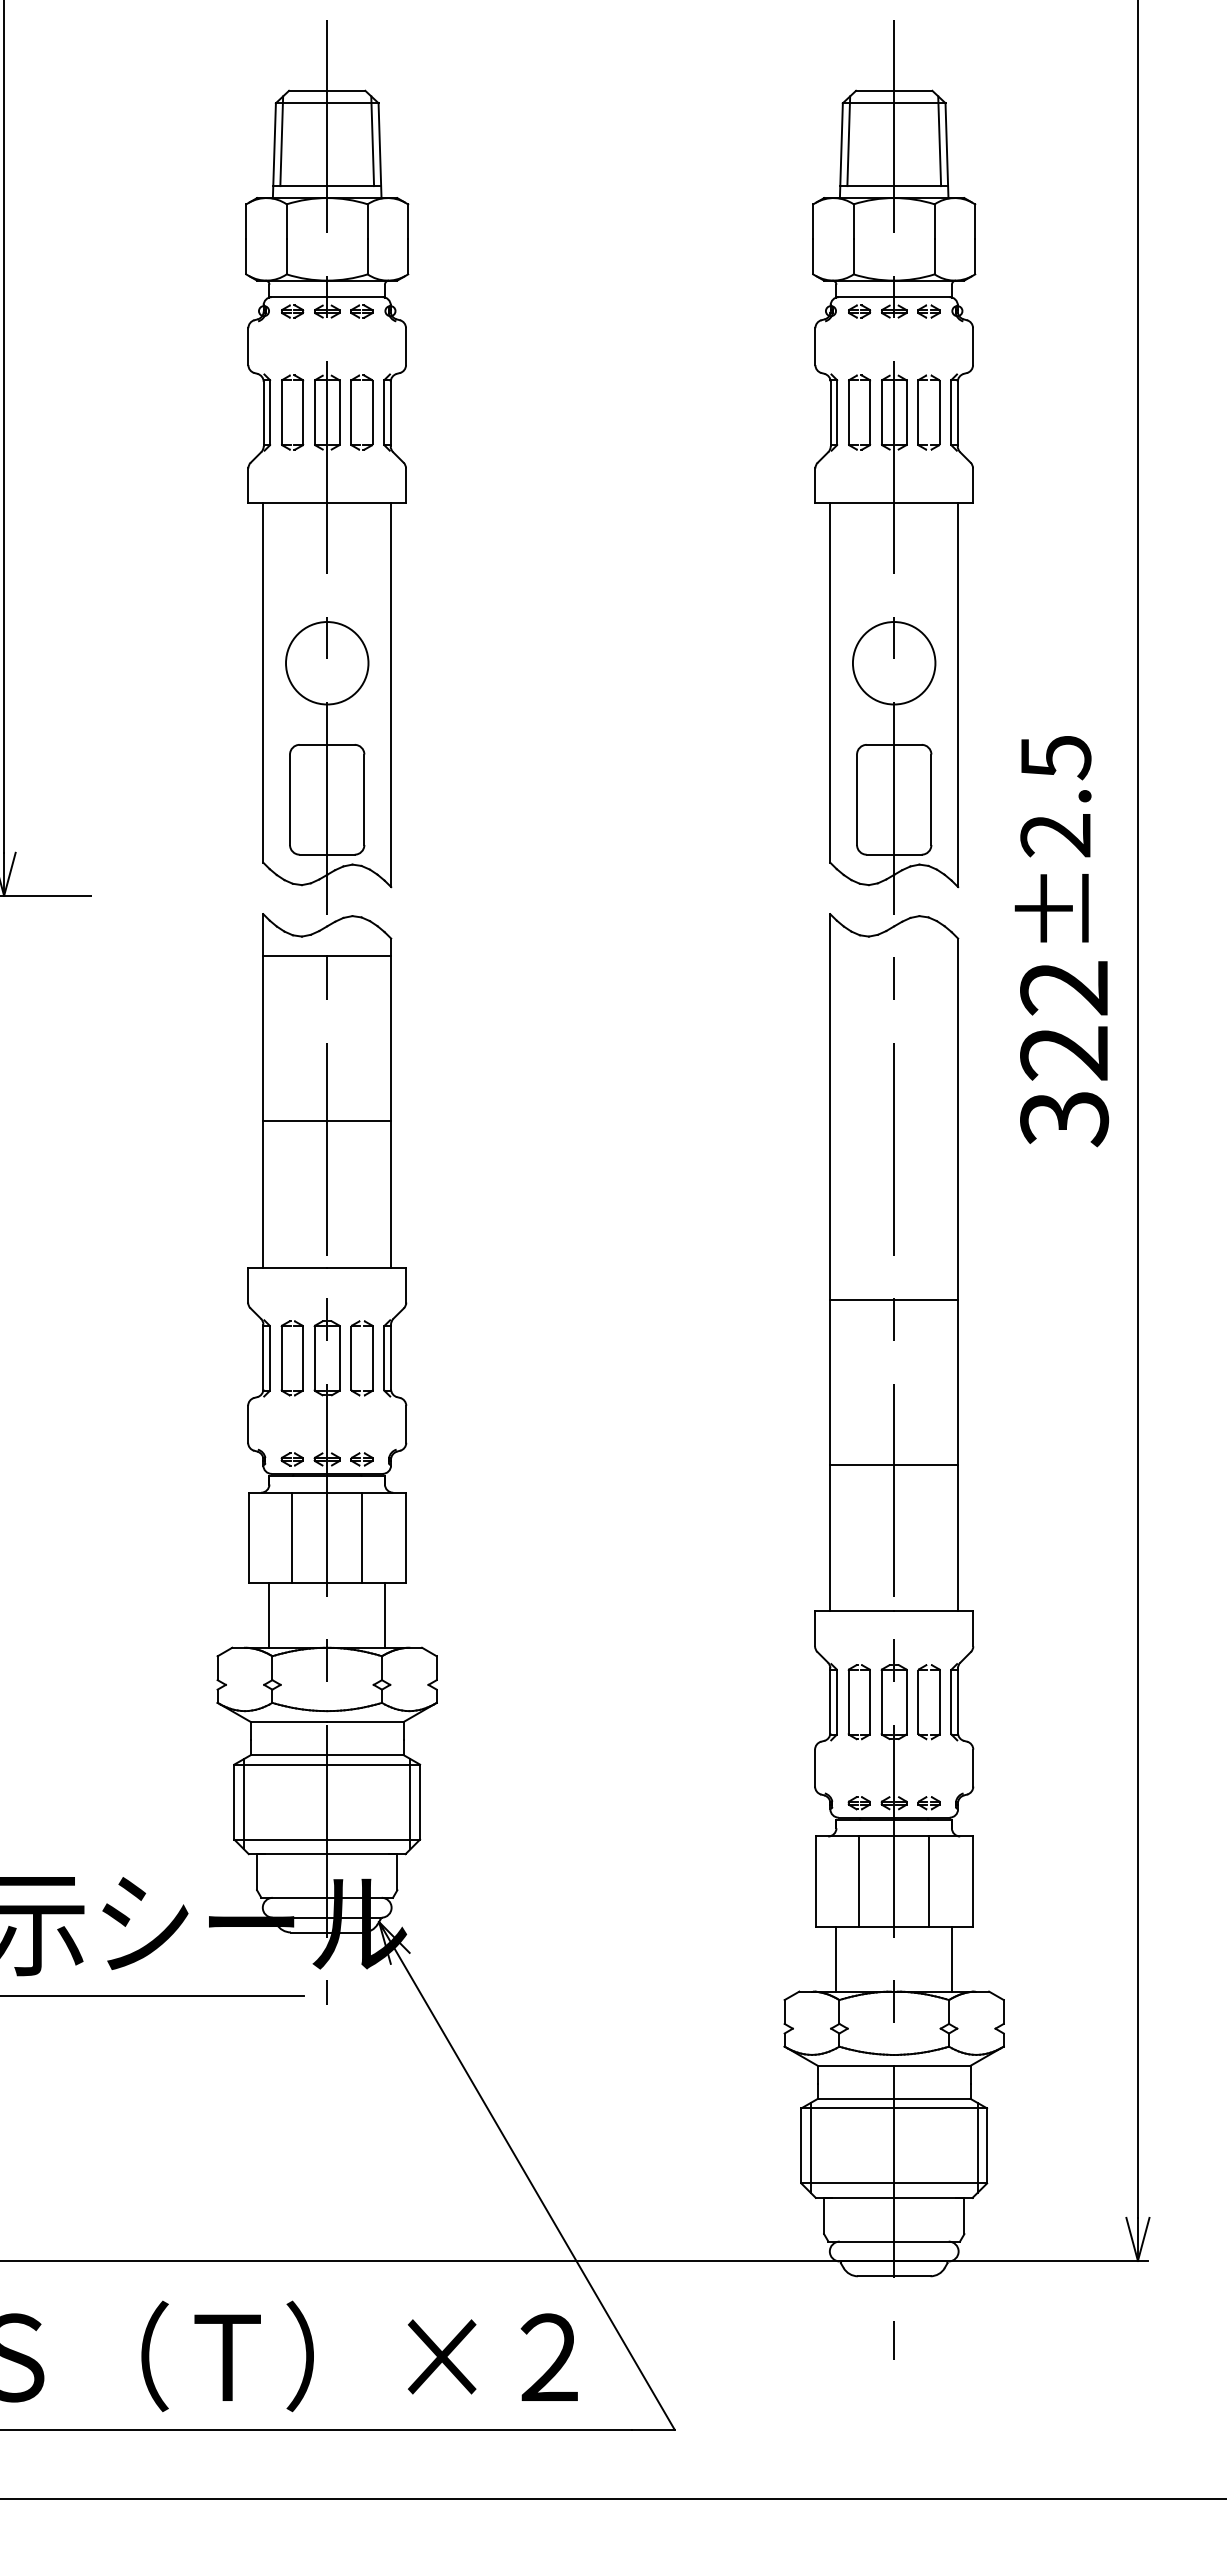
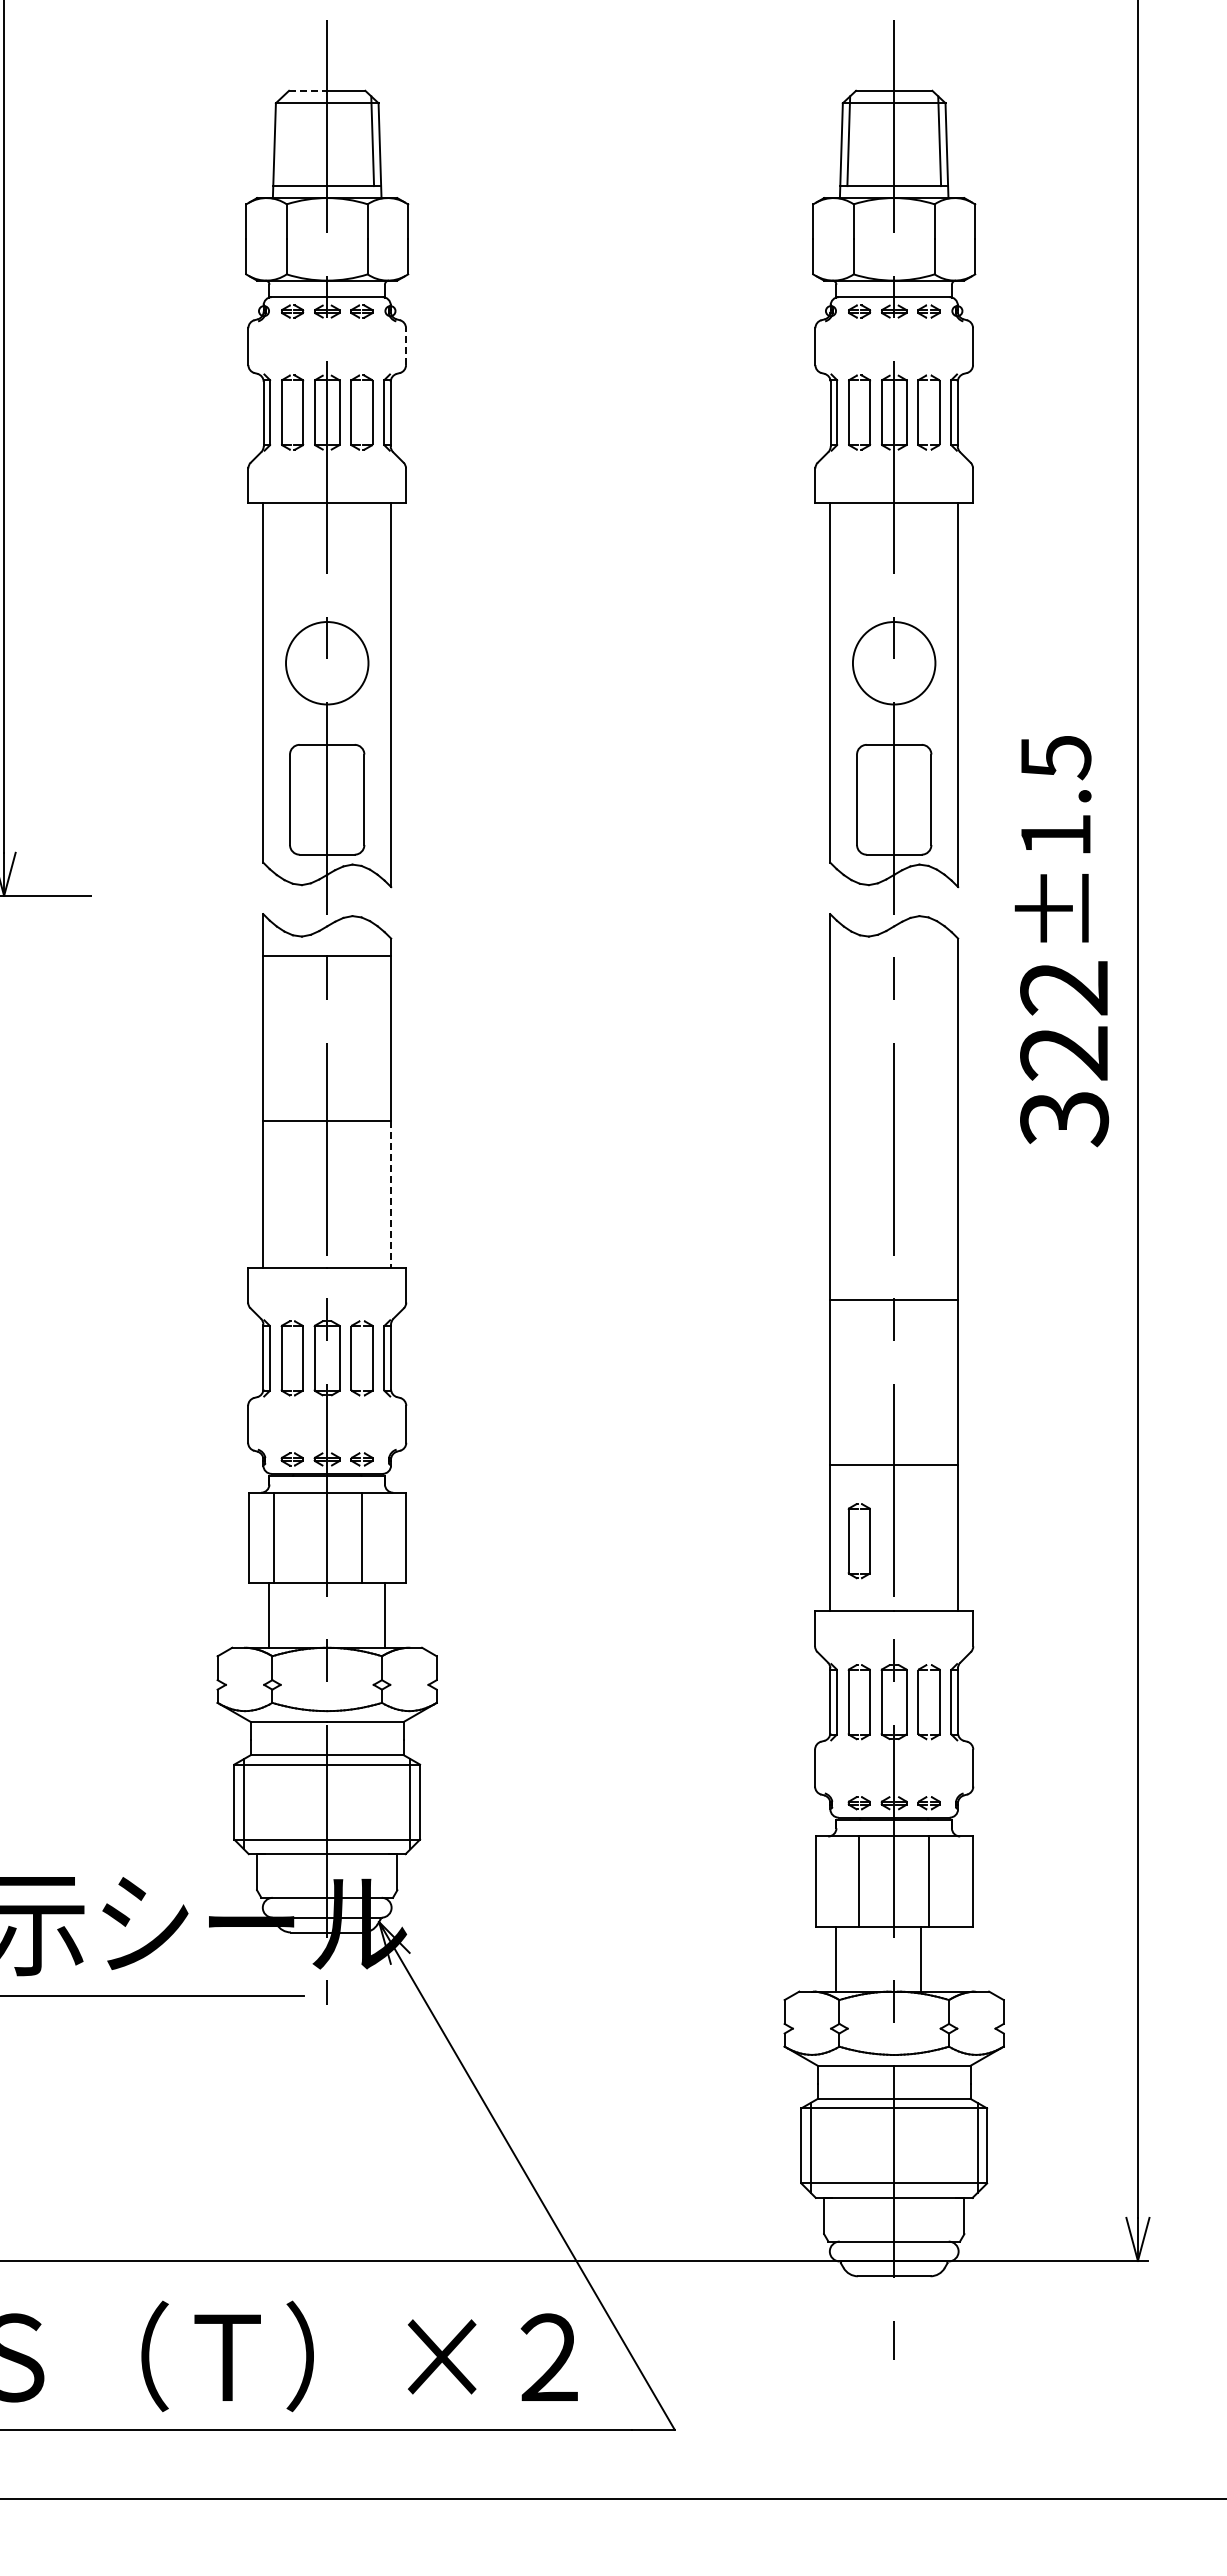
line: solid -> dashed (308, 90)
line: present -> none (281, 141)
line: solid -> dashed (406, 346)
text: ±2.5 -> ±1.5 (1055, 835)
line: solid -> dashed (391, 1194)
line position: (292, 1537) -> (274, 1537) (274, 1537)
part: none -> present (849, 1541)
line position: (951, 1959) -> (920, 1959) (920, 1959)
